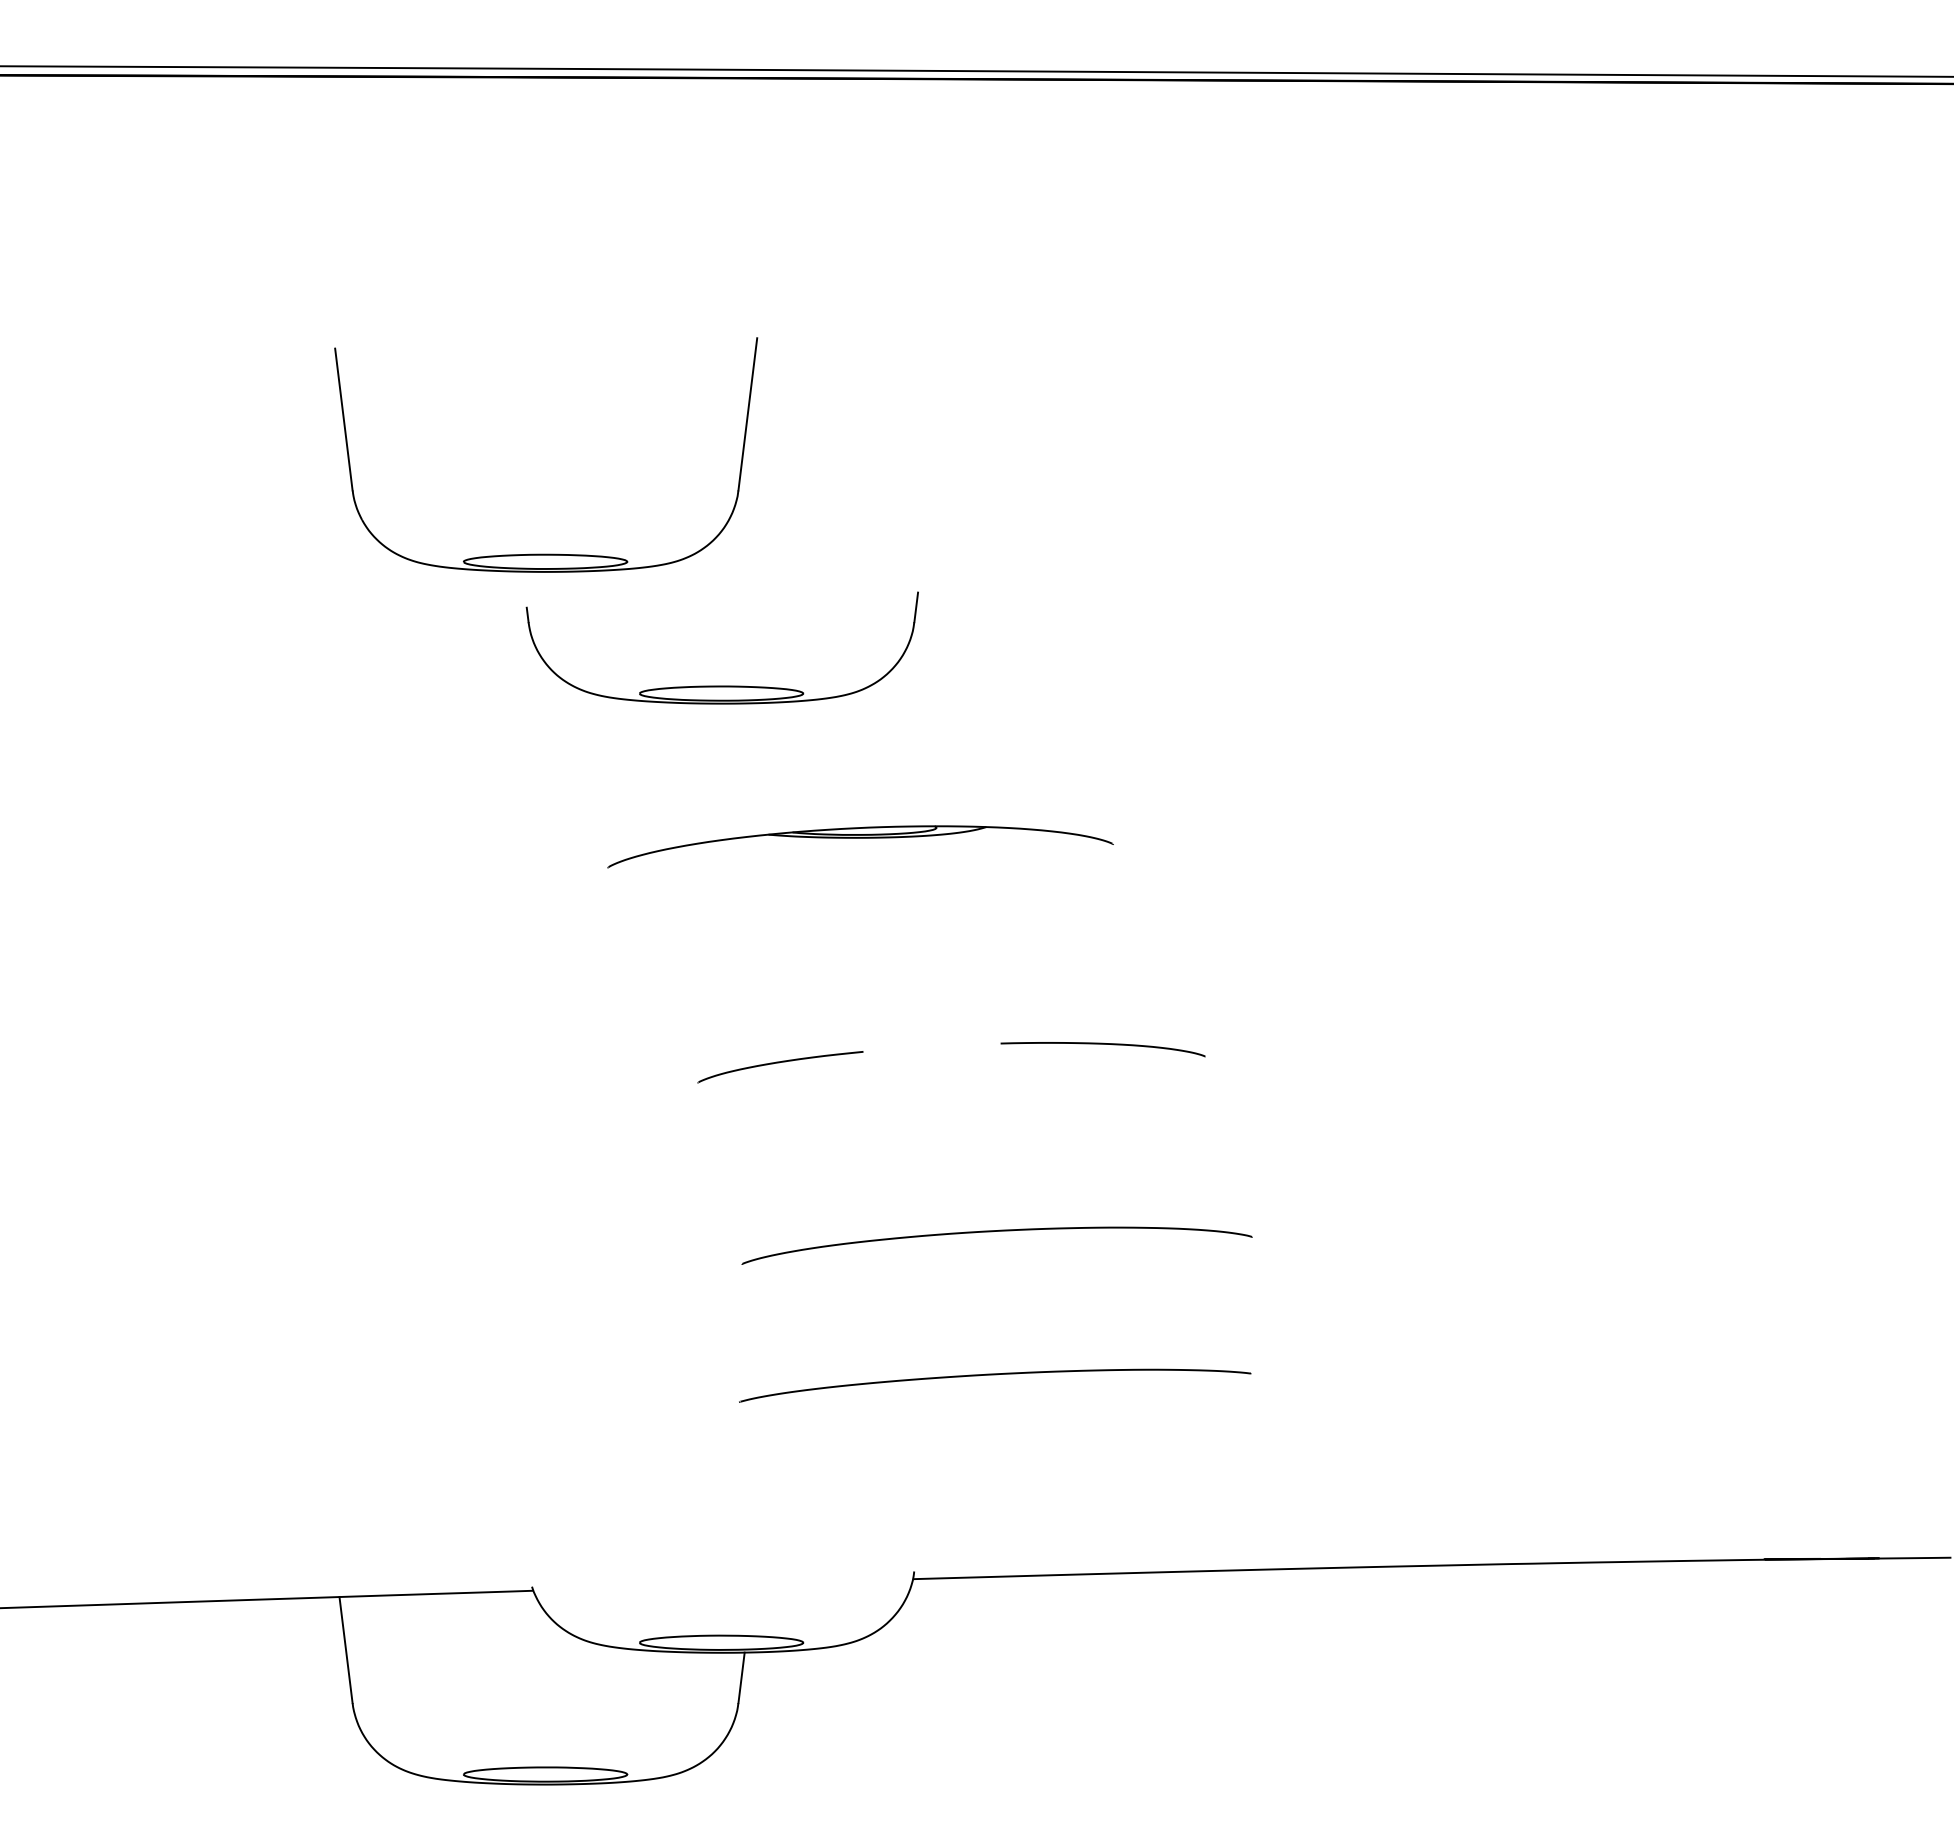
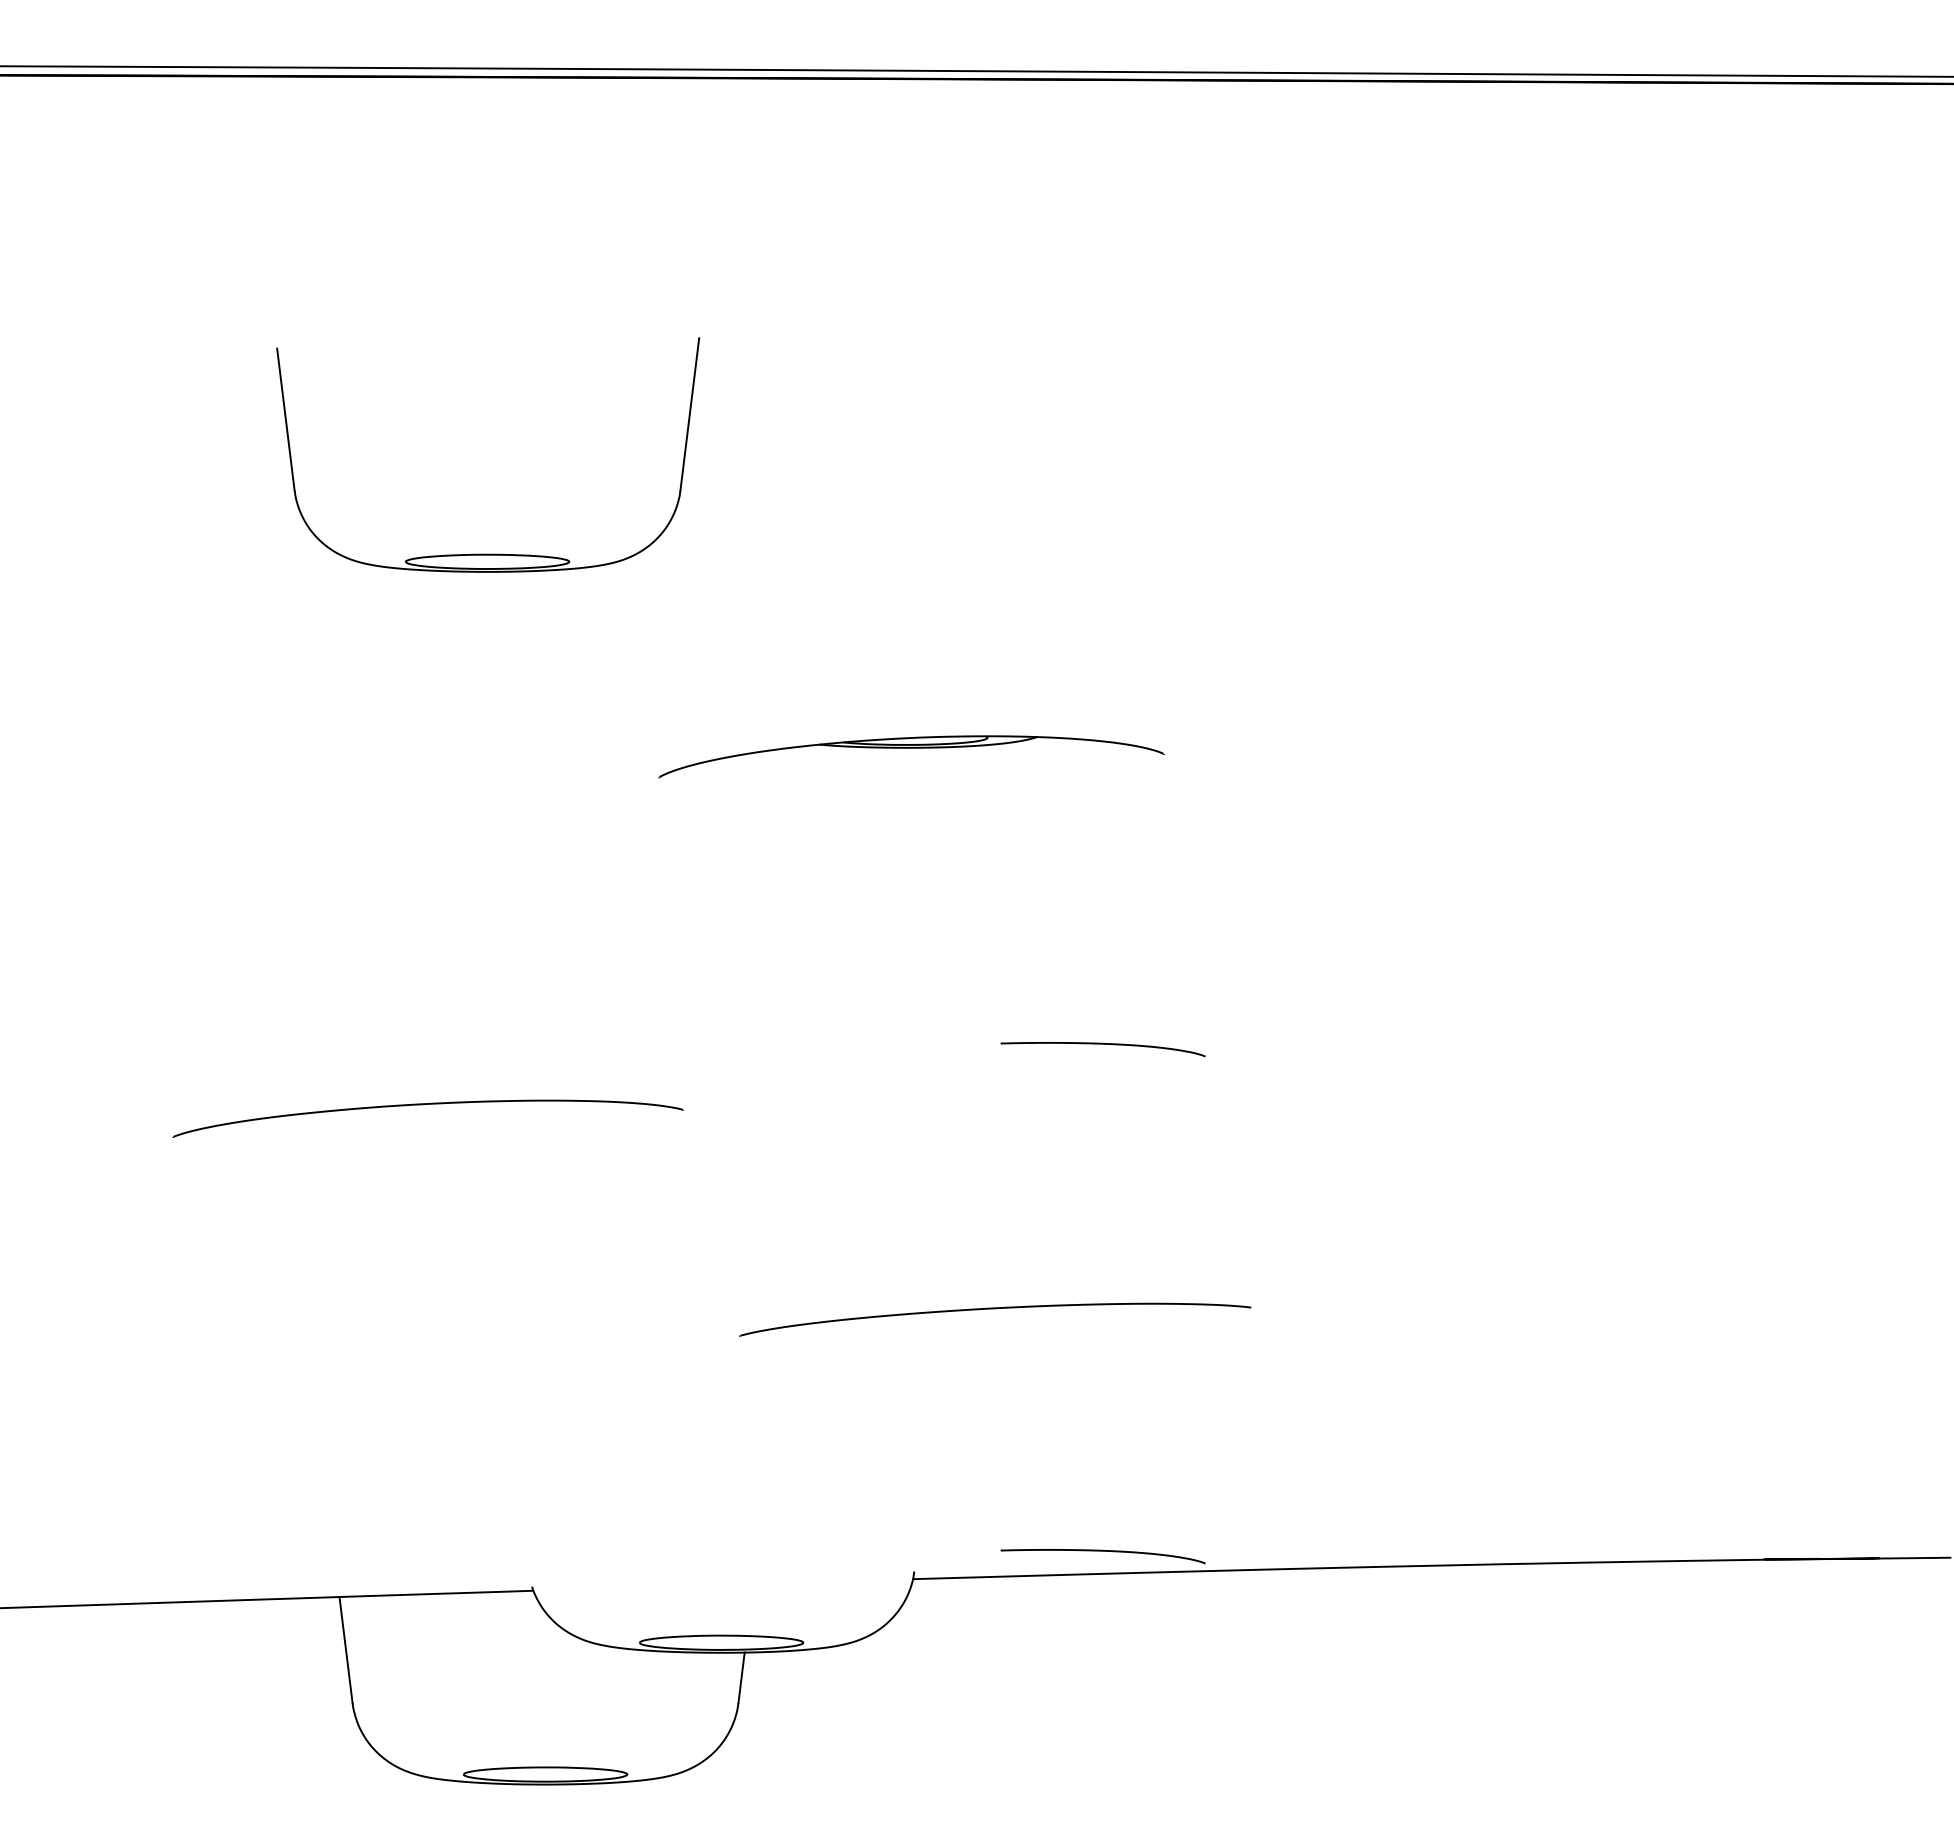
part position: (546, 553) -> (488, 553) (488, 553)
part: present -> none (721, 685)
part position: (860, 838) -> (911, 748) (911, 748)
curve: present -> none (779, 1063)
curve position: (992, 1232) -> (423, 1105) (423, 1105)
curve position: (995, 1375) -> (995, 1309) (995, 1309)
curve: none -> present (1102, 1551)
